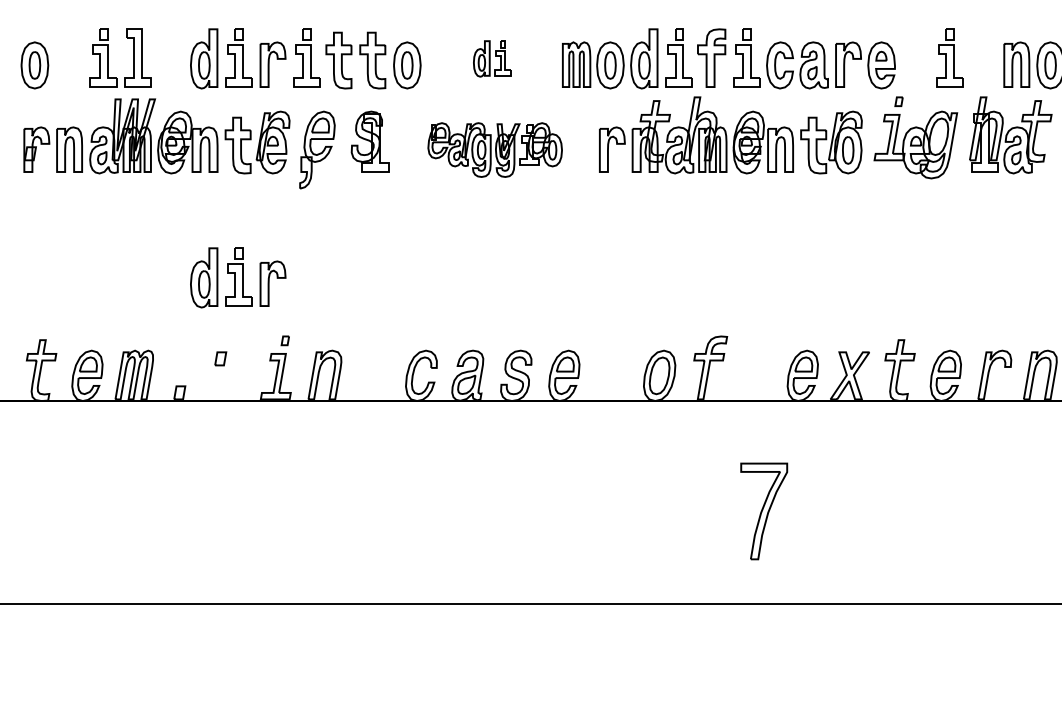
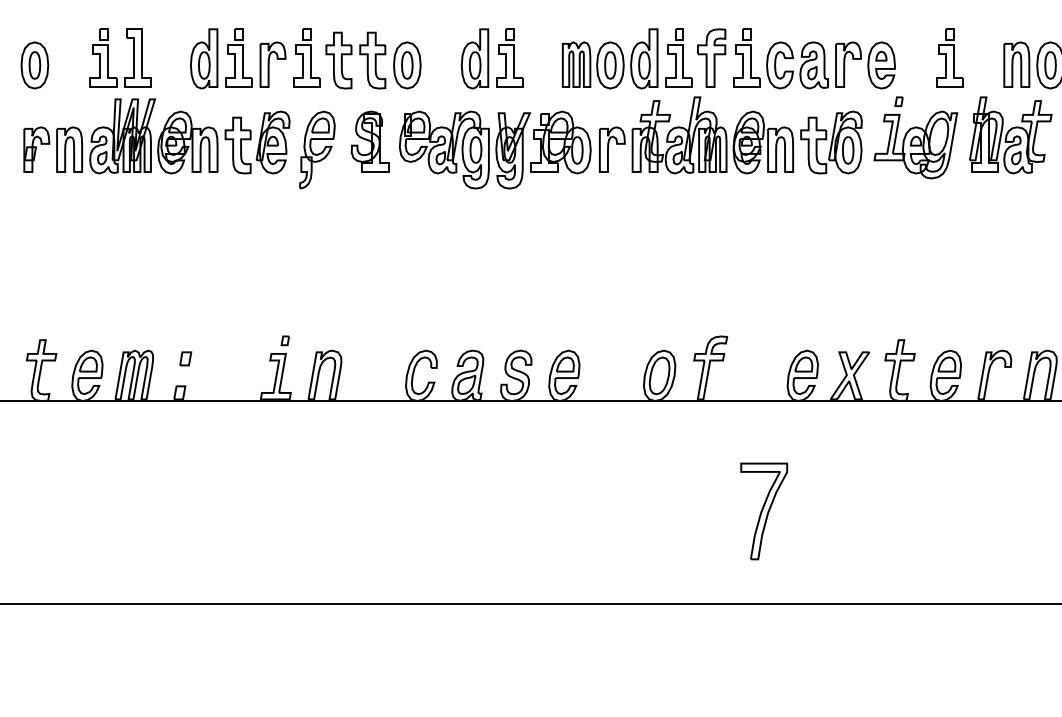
part size: 39x38 px -> 64x62 px (491, 58)
part size: 136x56 px -> 194x80 px (494, 149)
part: present -> none (238, 277)
part position: (220, 358) -> (185, 358) (185, 358)
